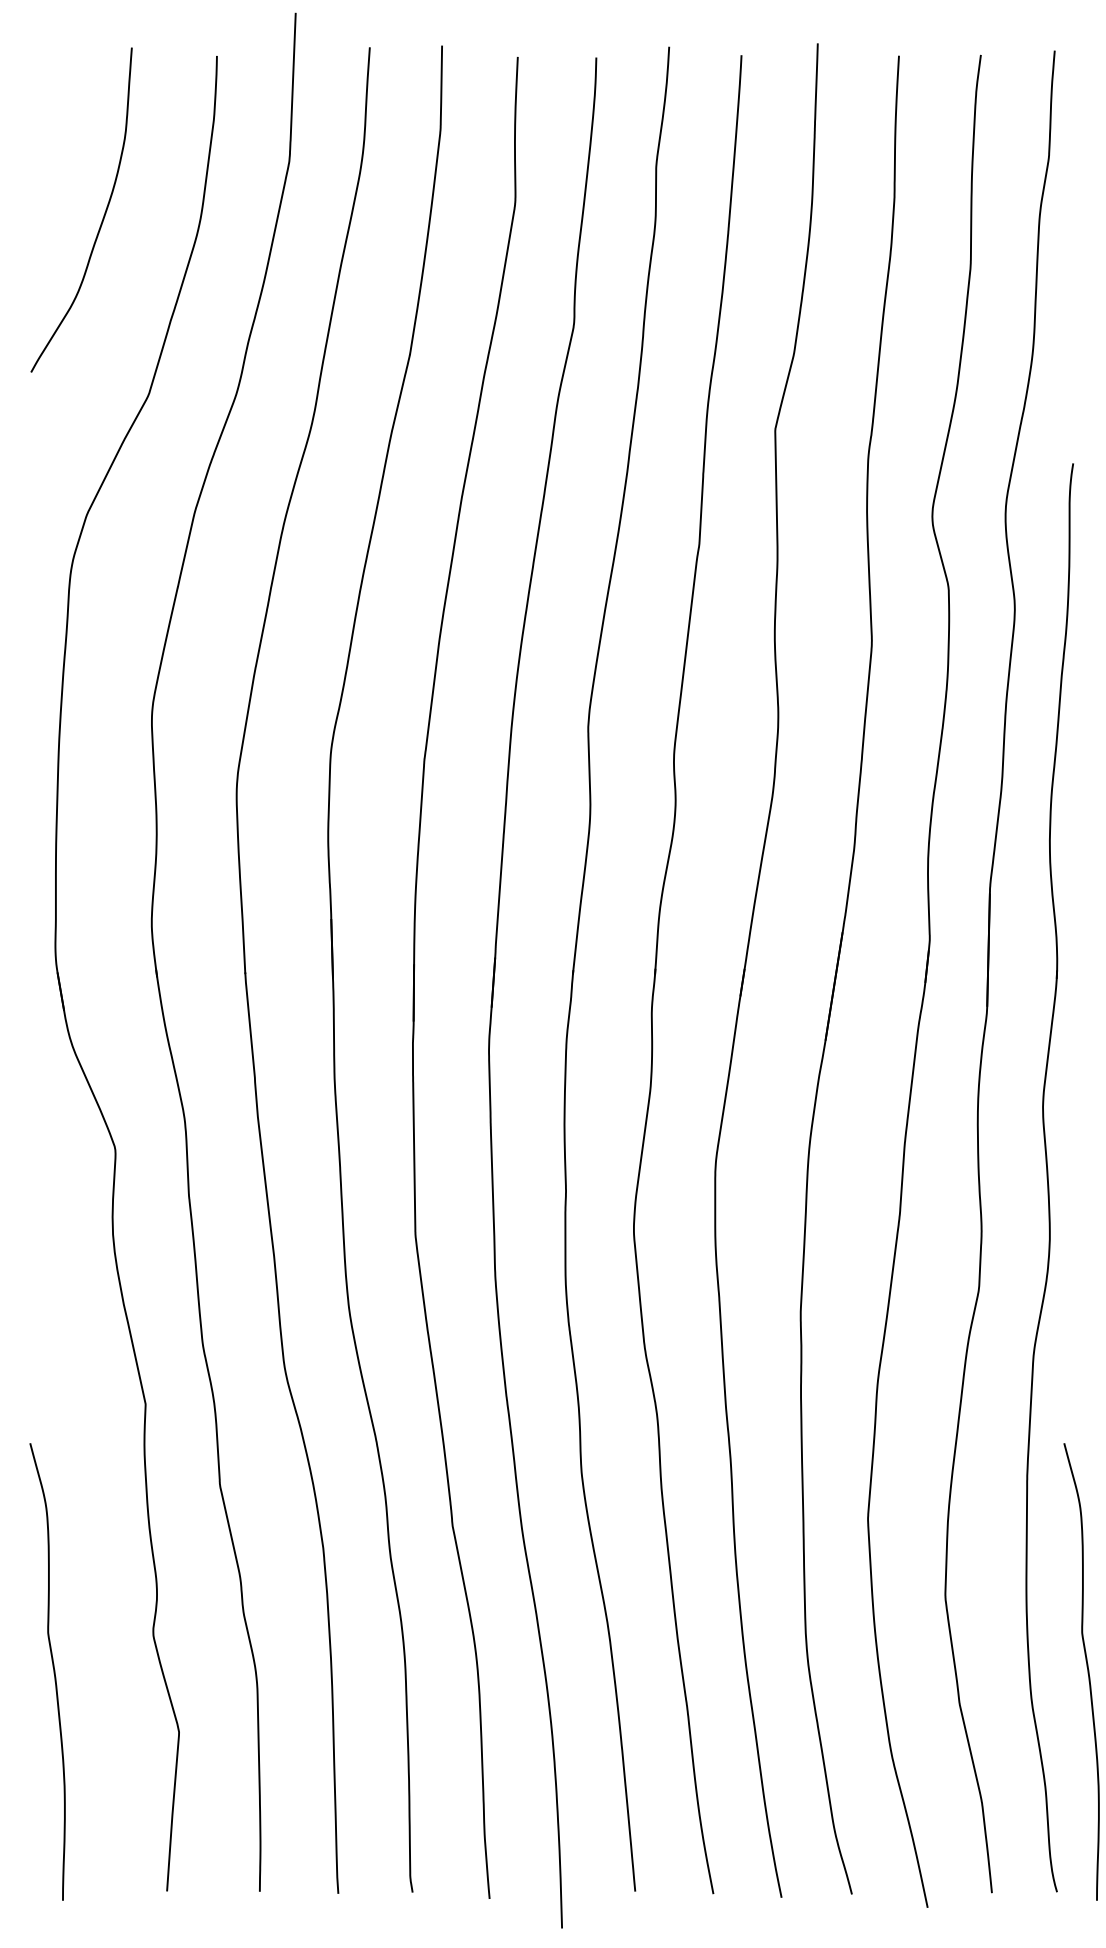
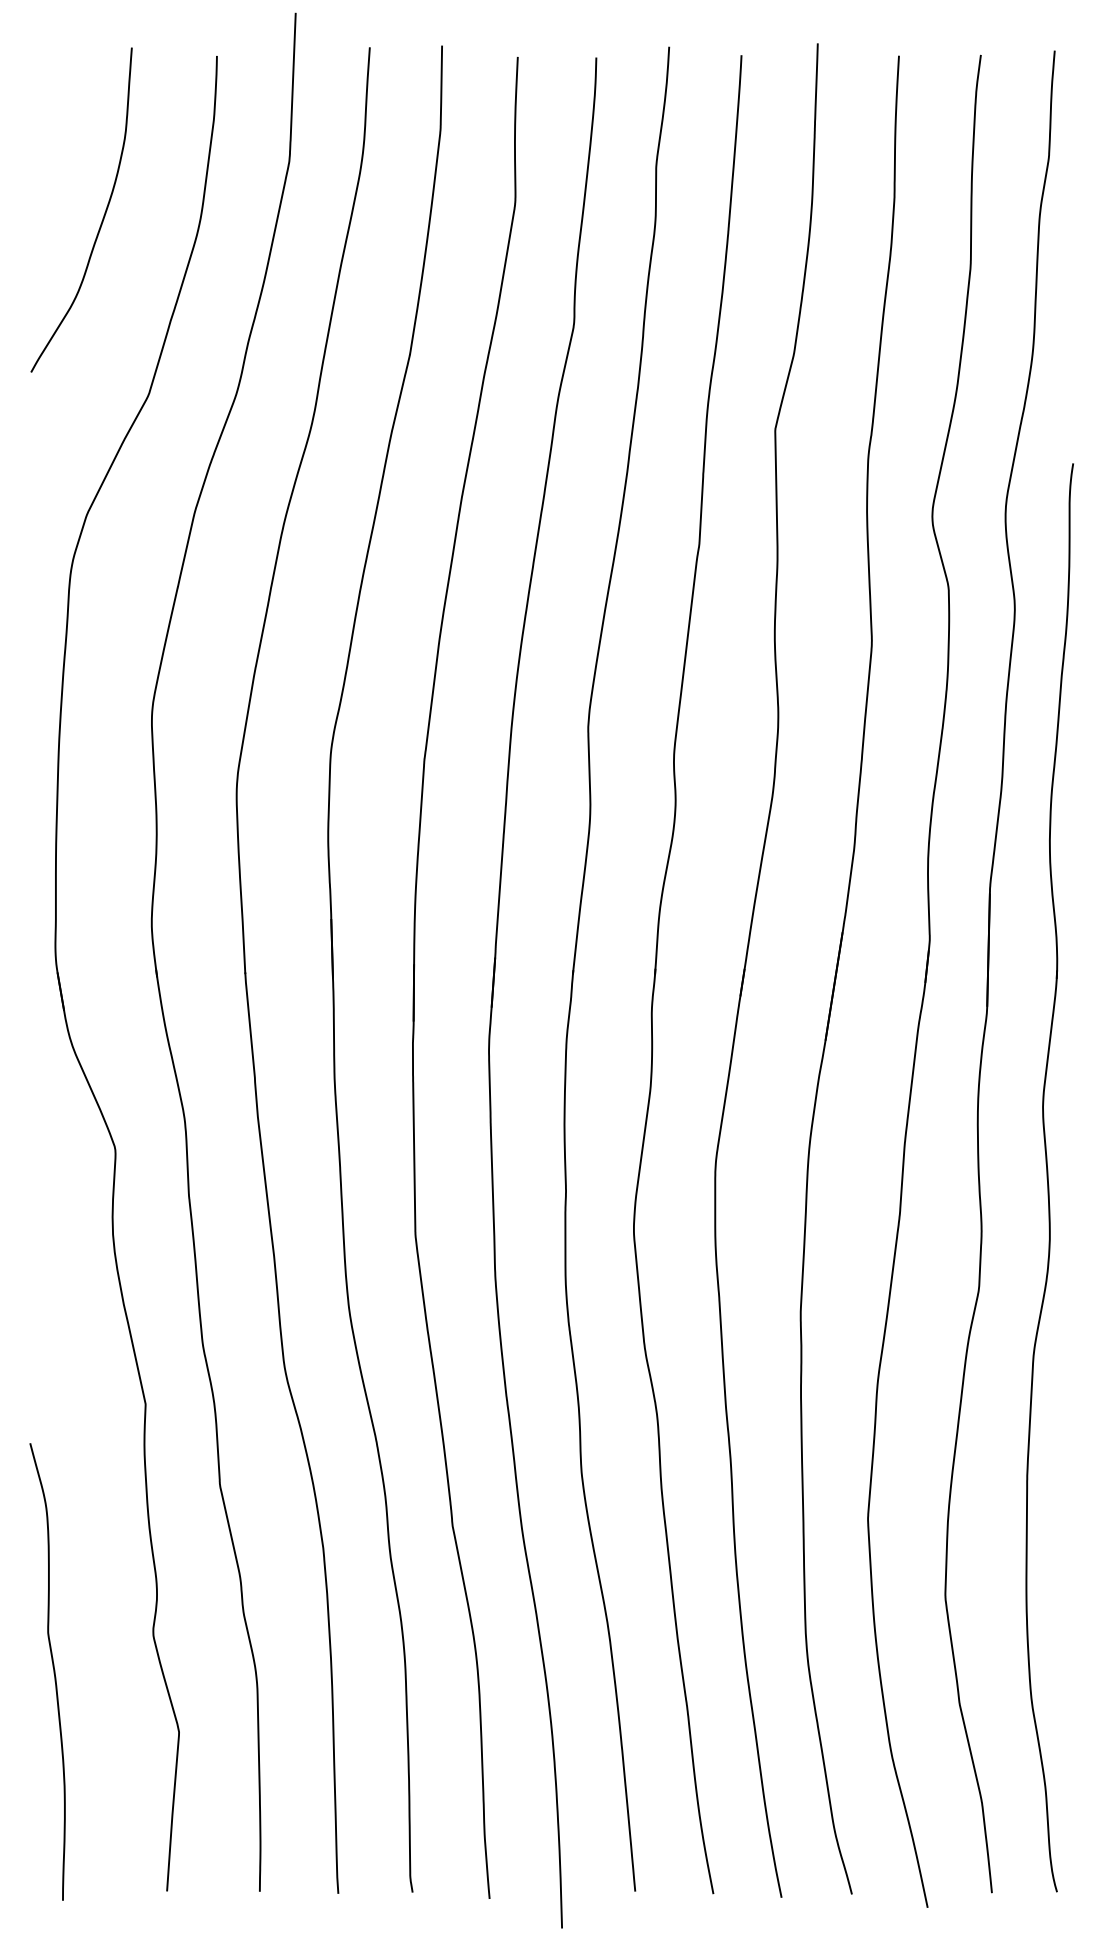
curve: present -> none (1087, 1671)
